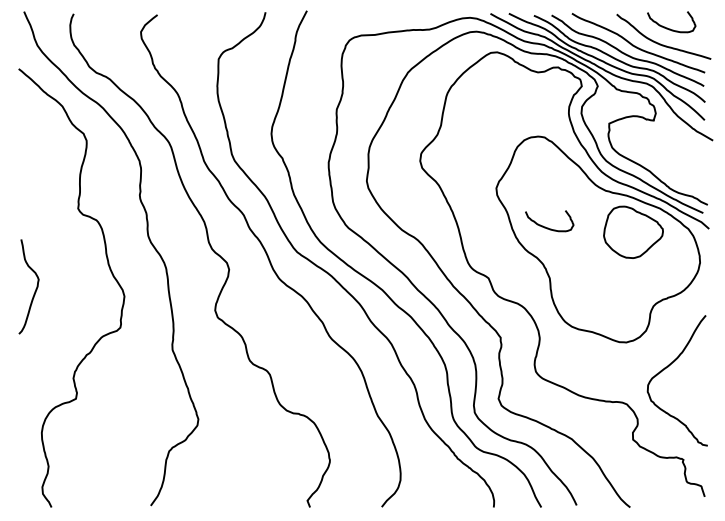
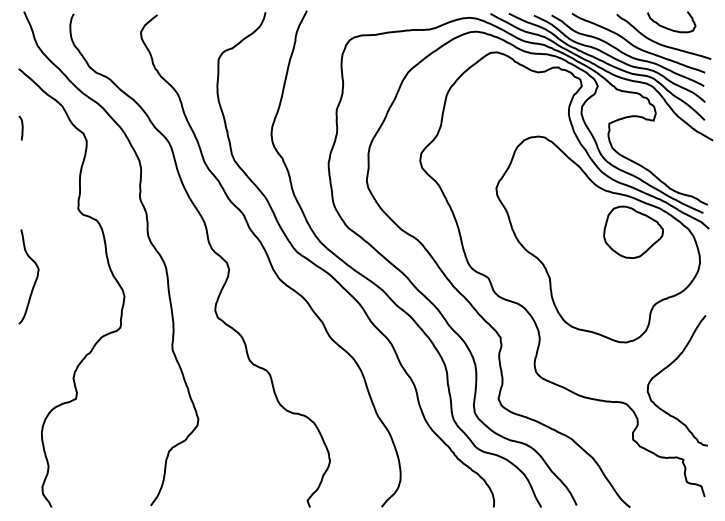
curve: none -> present (21, 127)
curve: present -> none (548, 227)
curve position: (35, 288) -> (35, 278) (35, 278)
